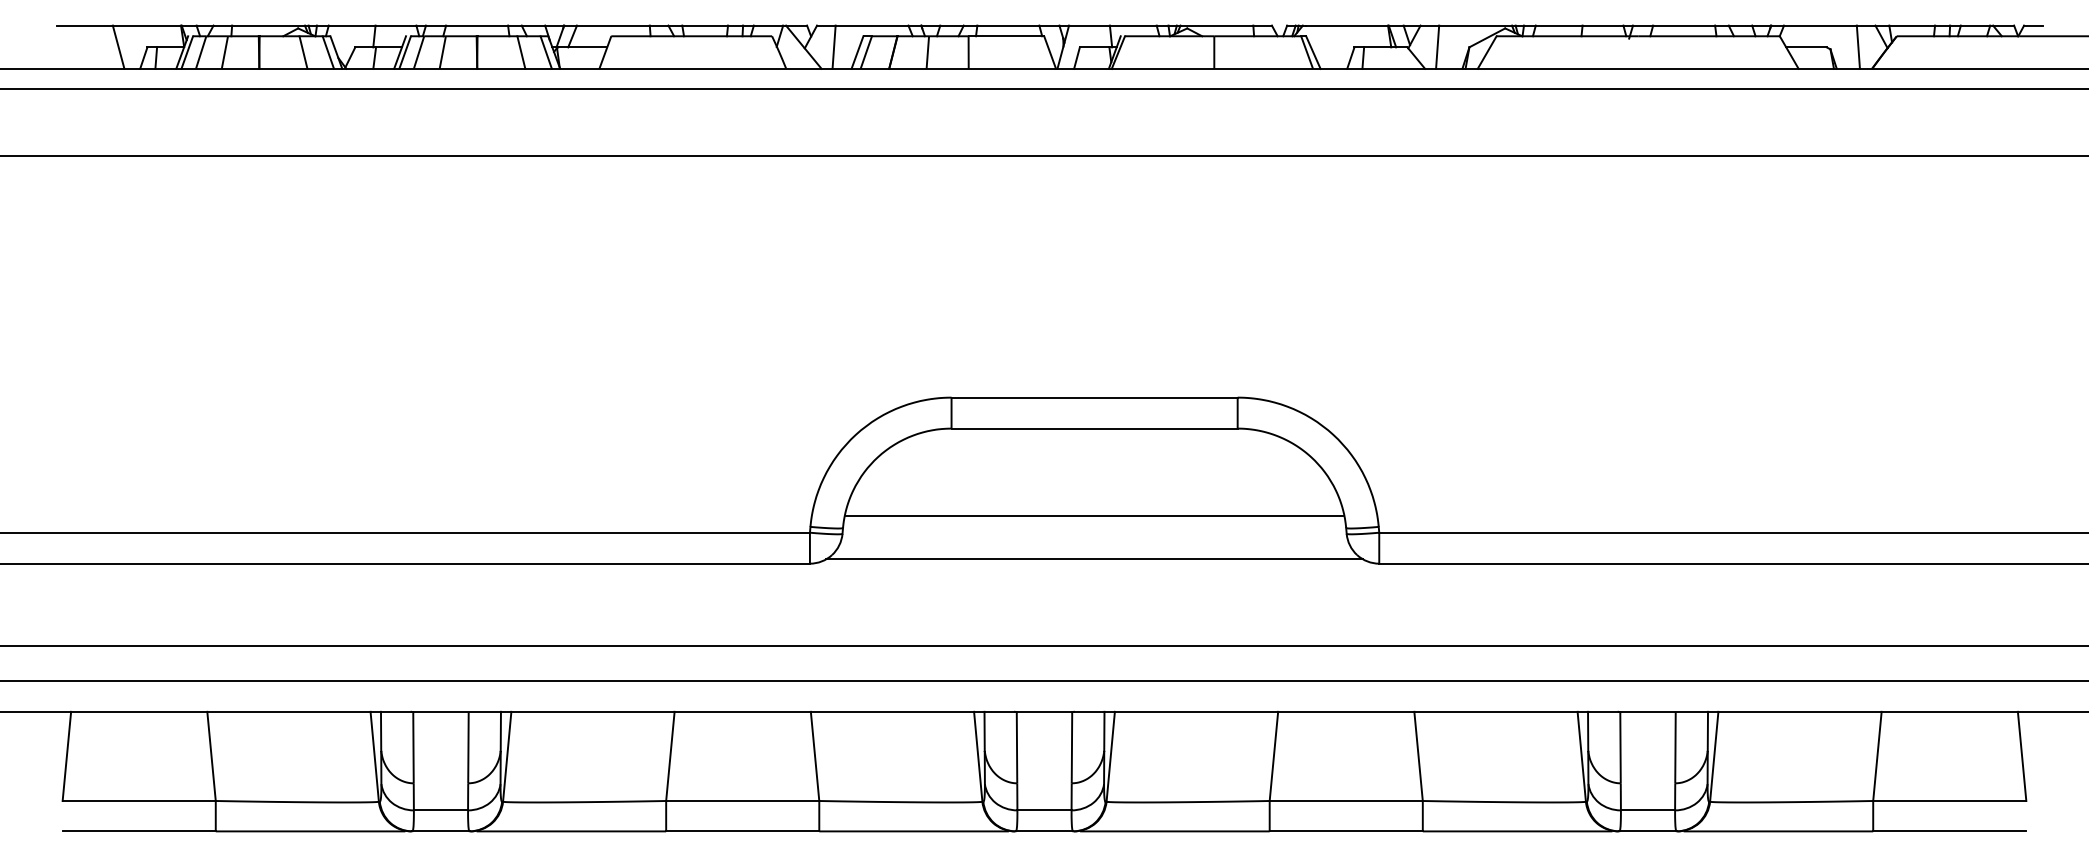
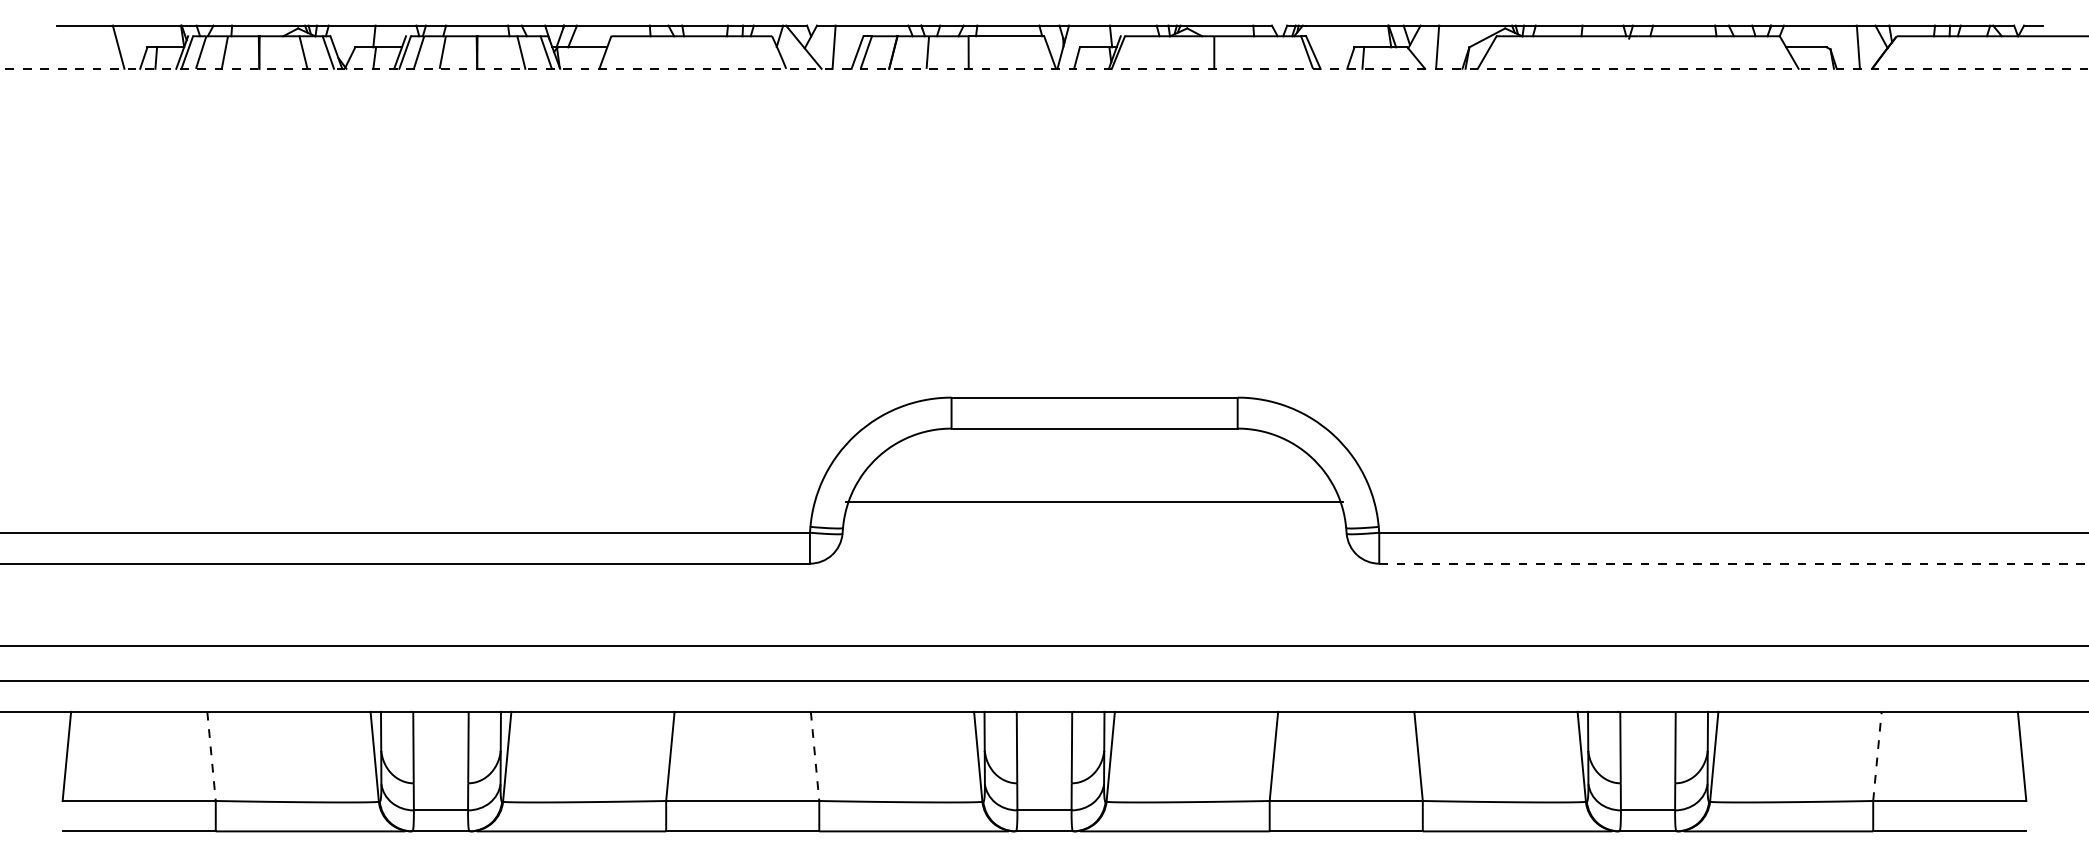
line: solid -> dashed (1044, 68)
line: present -> none (1043, 88)
line: present -> none (1043, 155)
line position: (1094, 515) -> (1094, 501) (1094, 501)
line: present -> none (1094, 559)
line: solid -> dashed (1734, 563)
line: solid -> dashed (211, 756)
line: solid -> dashed (815, 756)
line: solid -> dashed (1877, 756)
